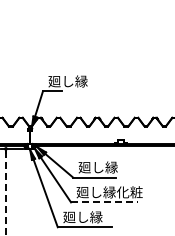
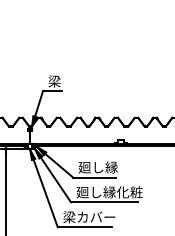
text: 廻し縁 -> 梁 (67, 81)
line: dashed -> solid (5, 193)
line: dashed -> solid (104, 202)
text: 廻し縁 -> 梁カバー (89, 217)
